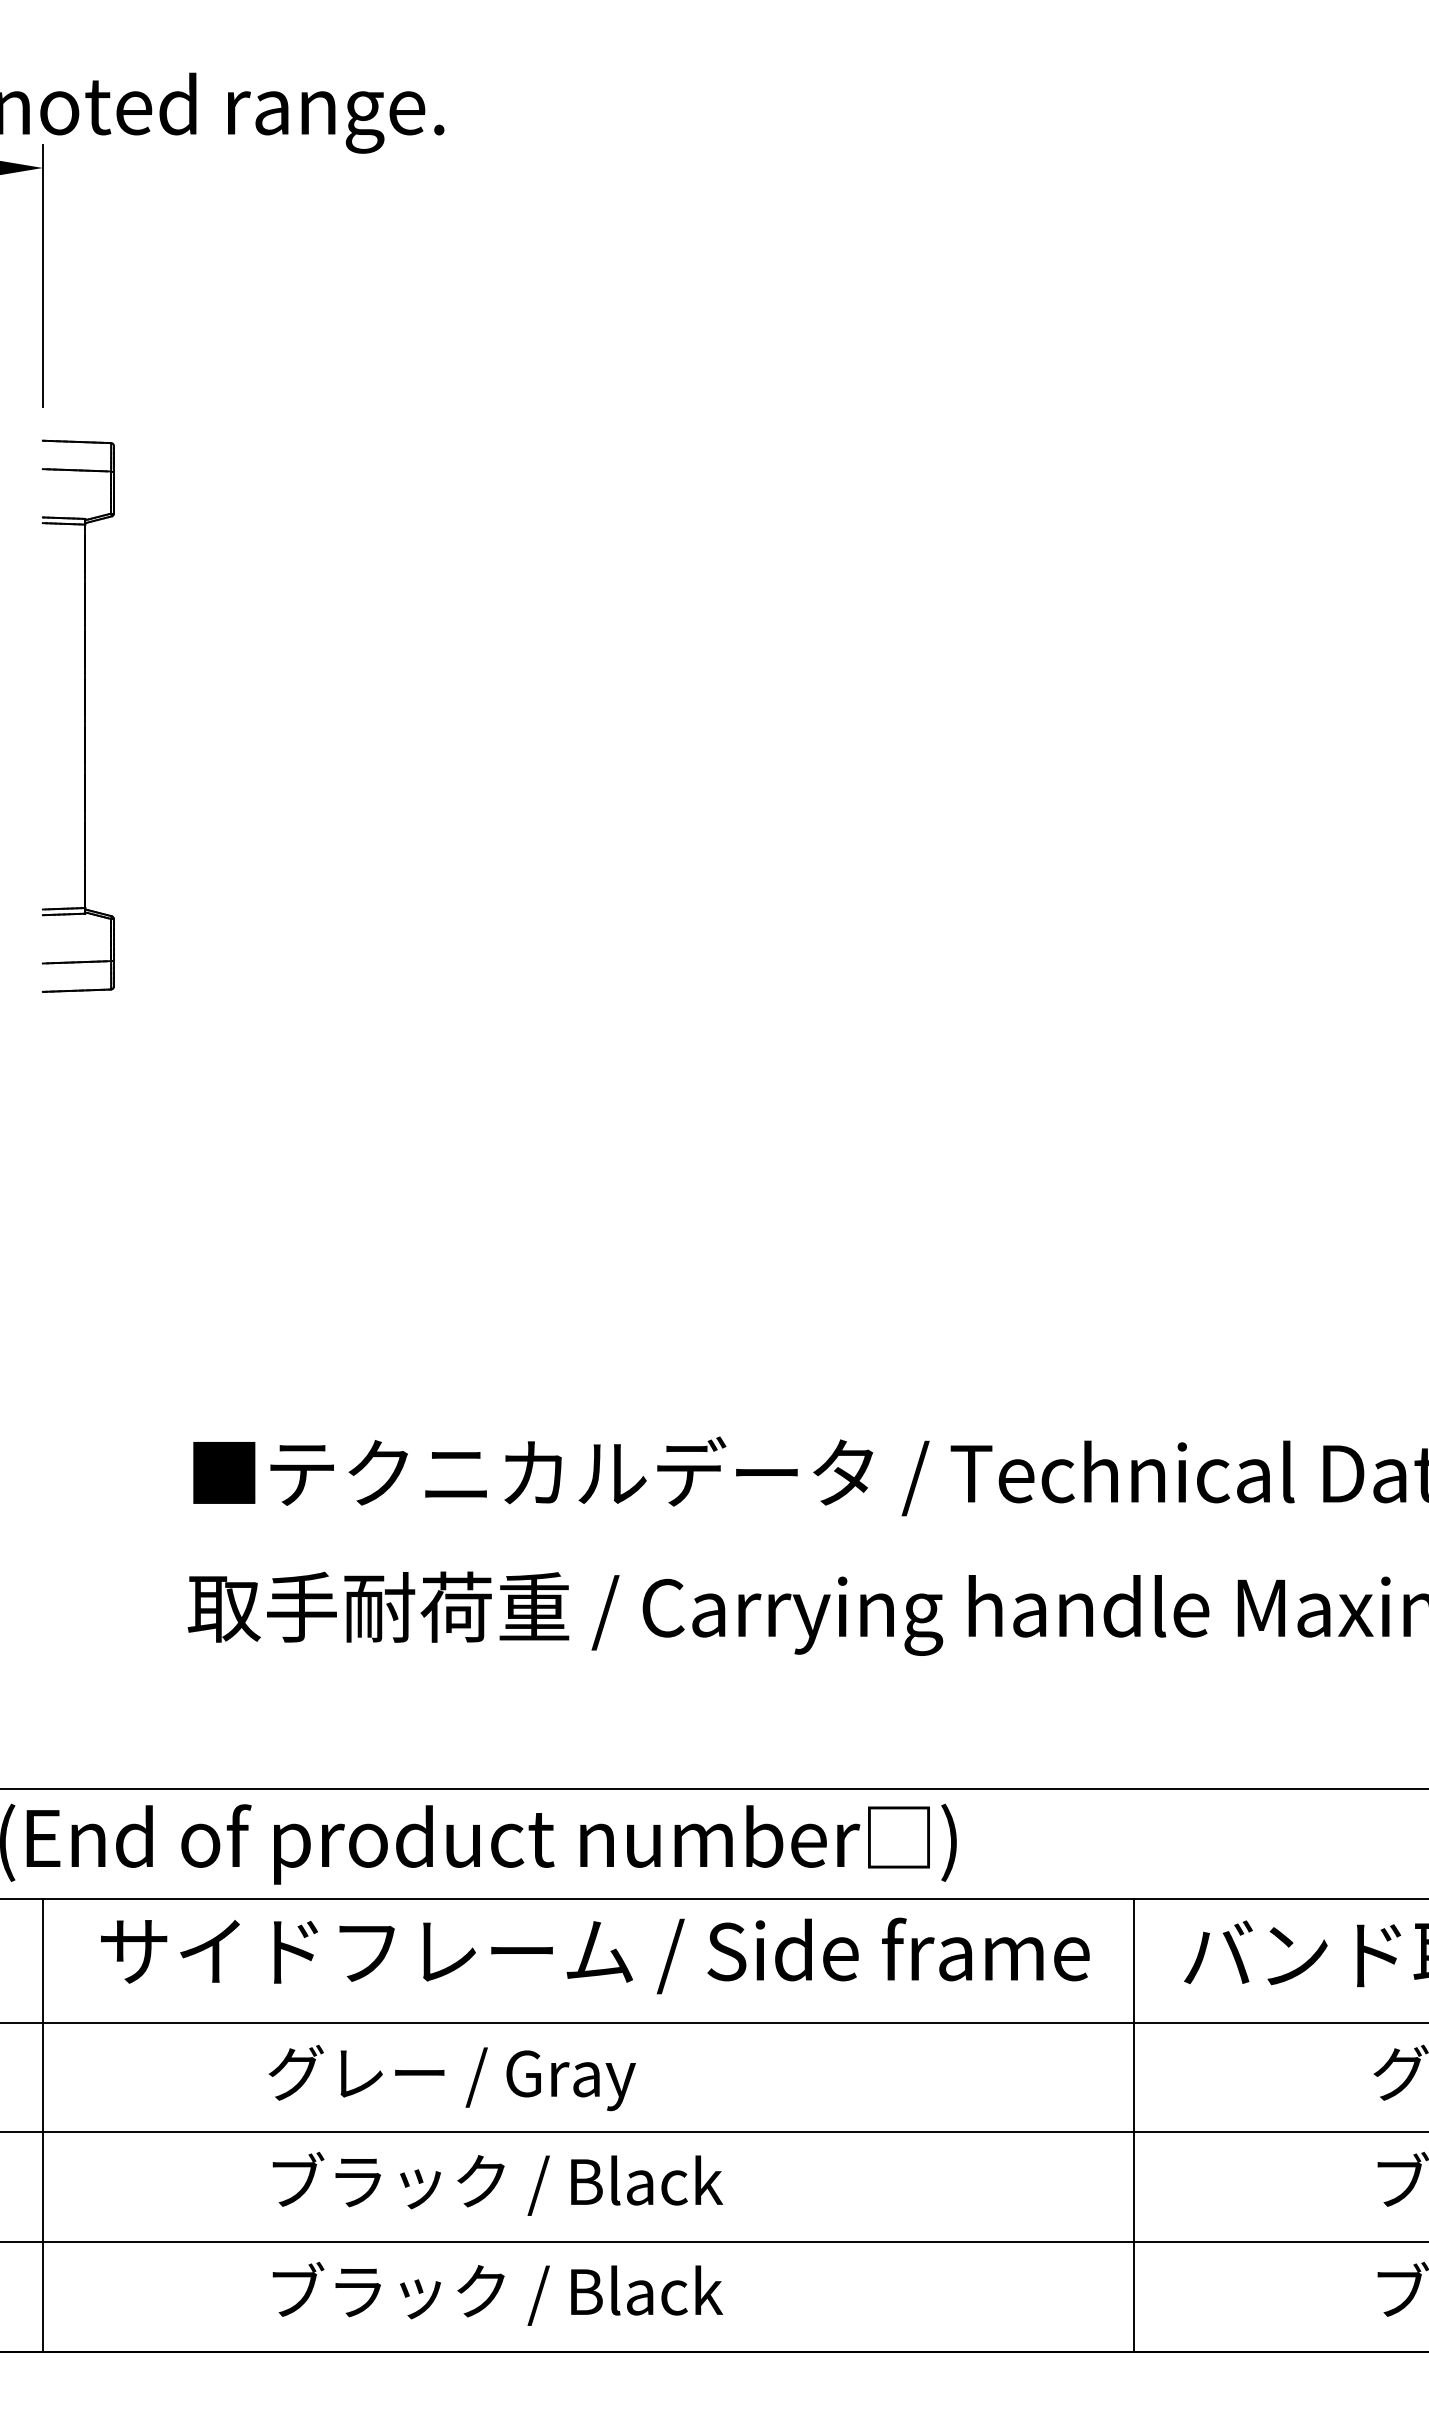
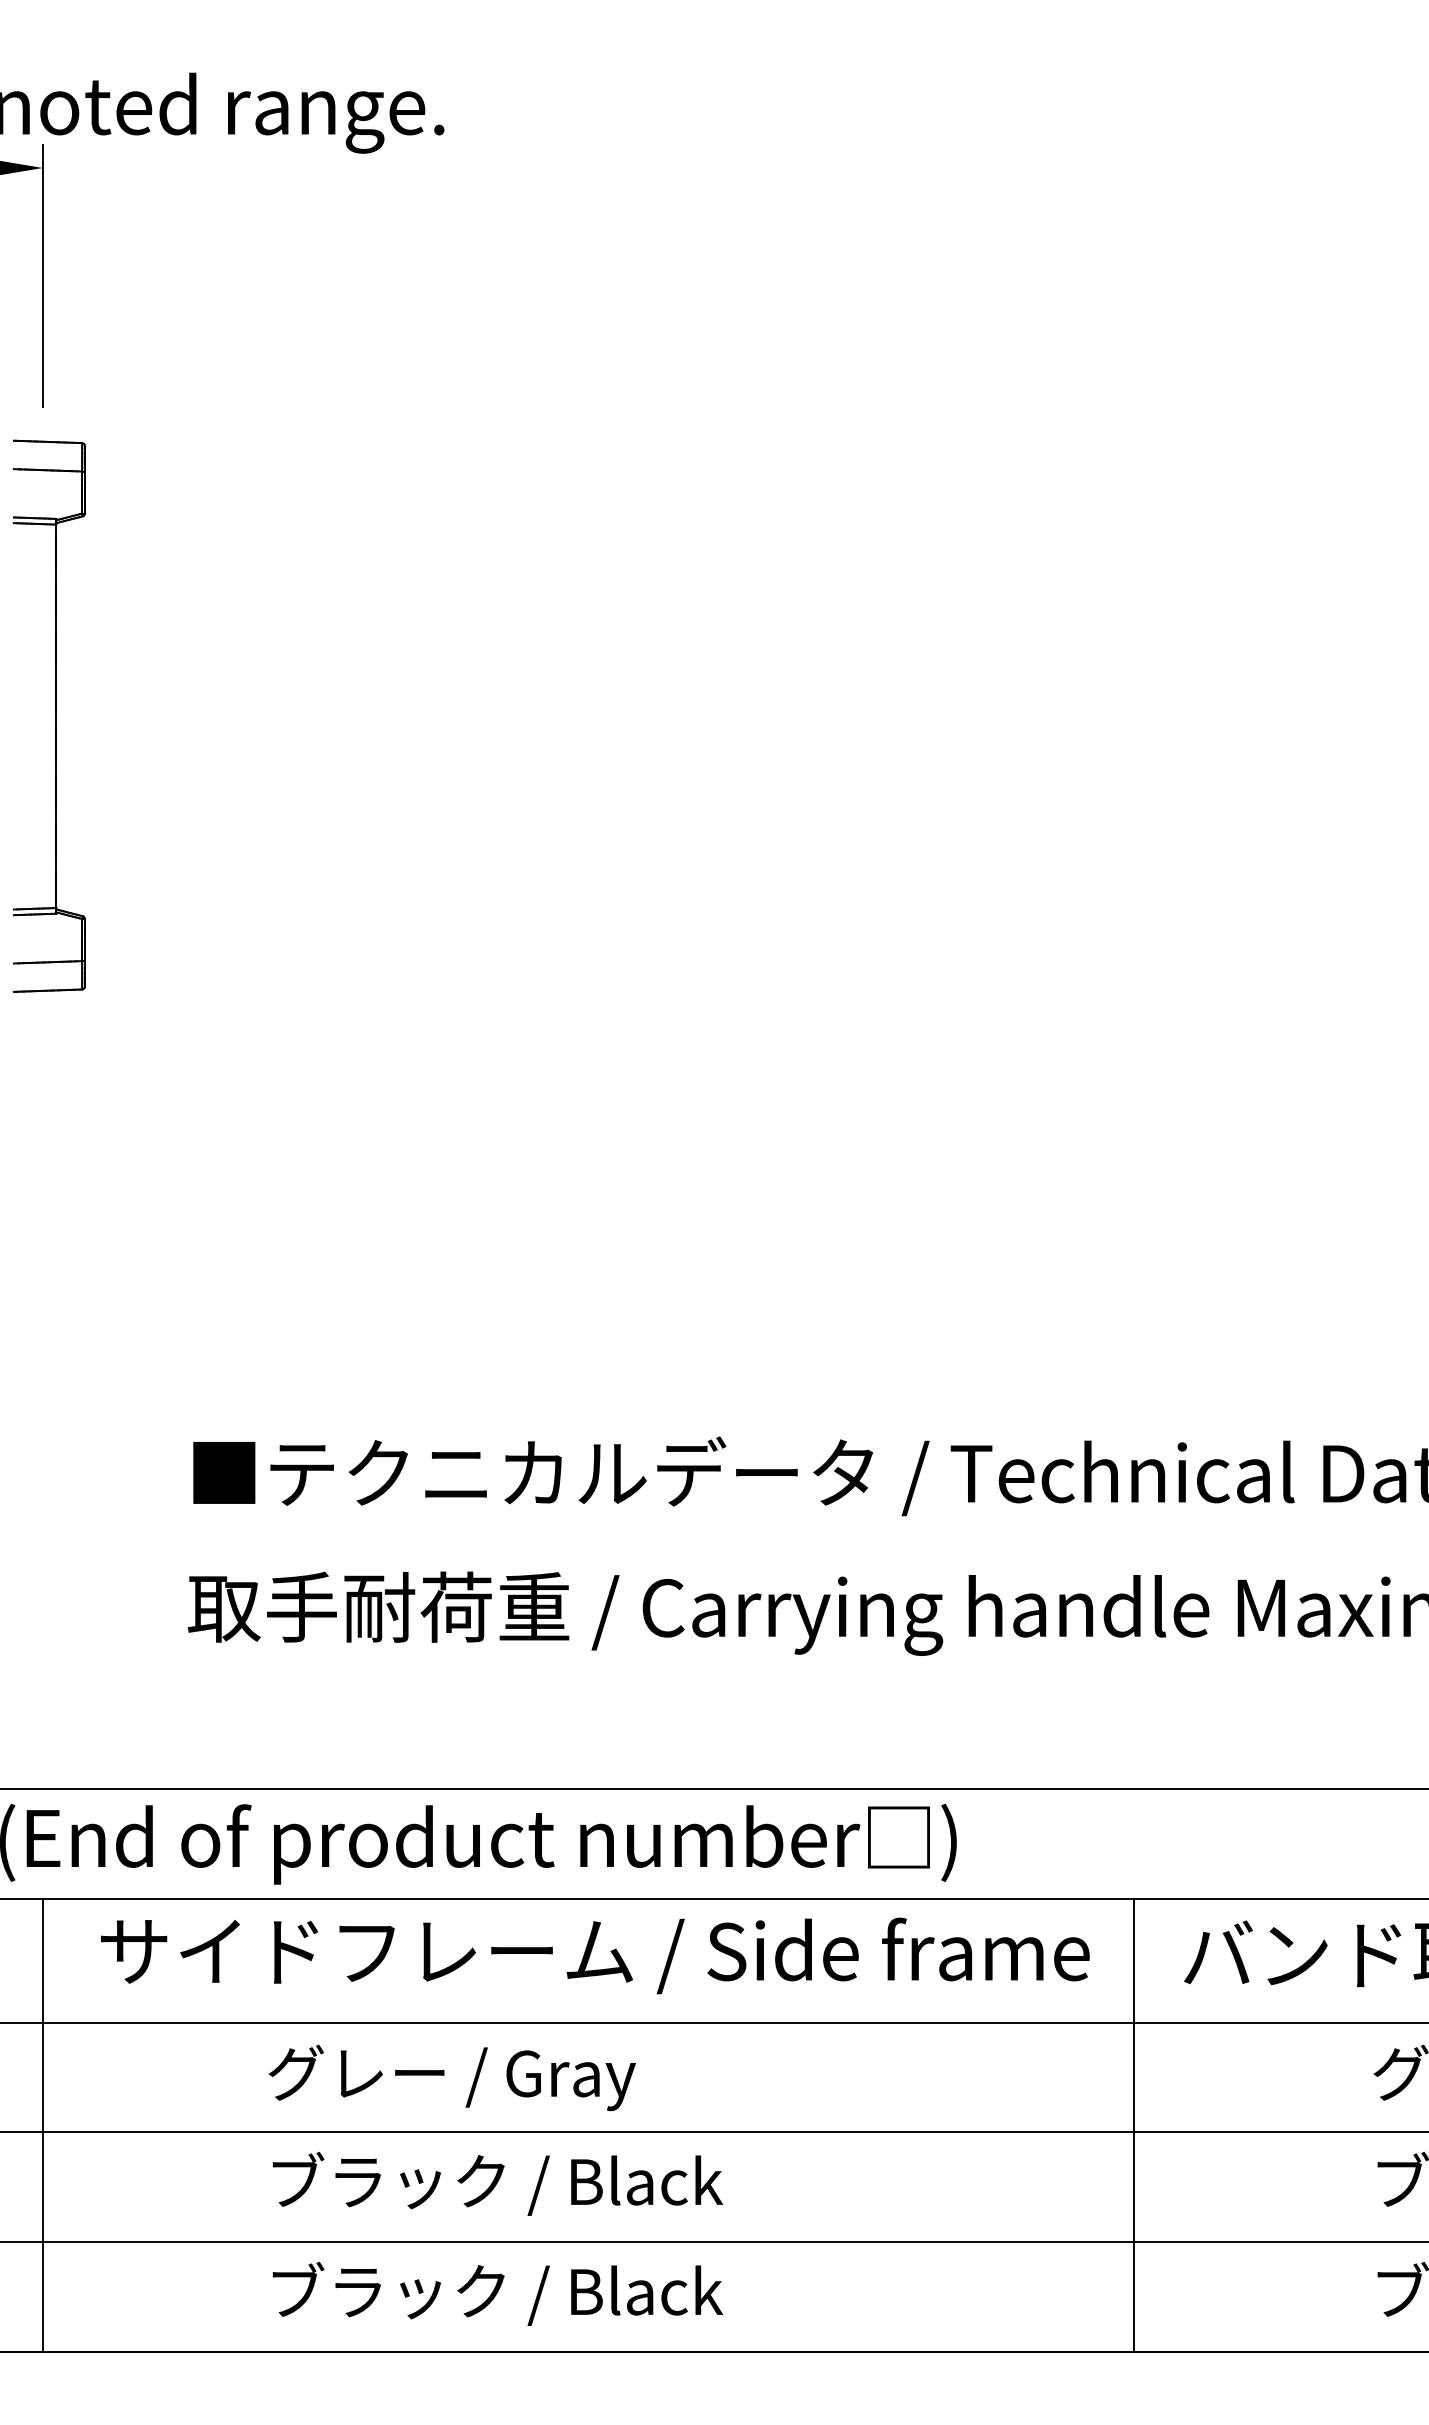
part position: (78, 715) -> (49, 715) (49, 715)
